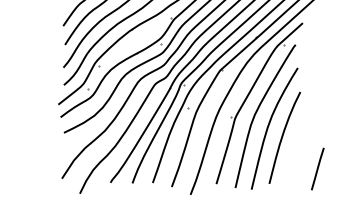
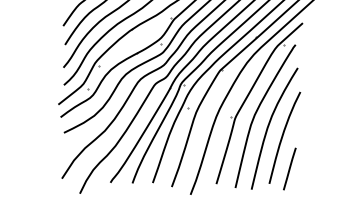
line position: (317, 168) -> (289, 168) (289, 168)
